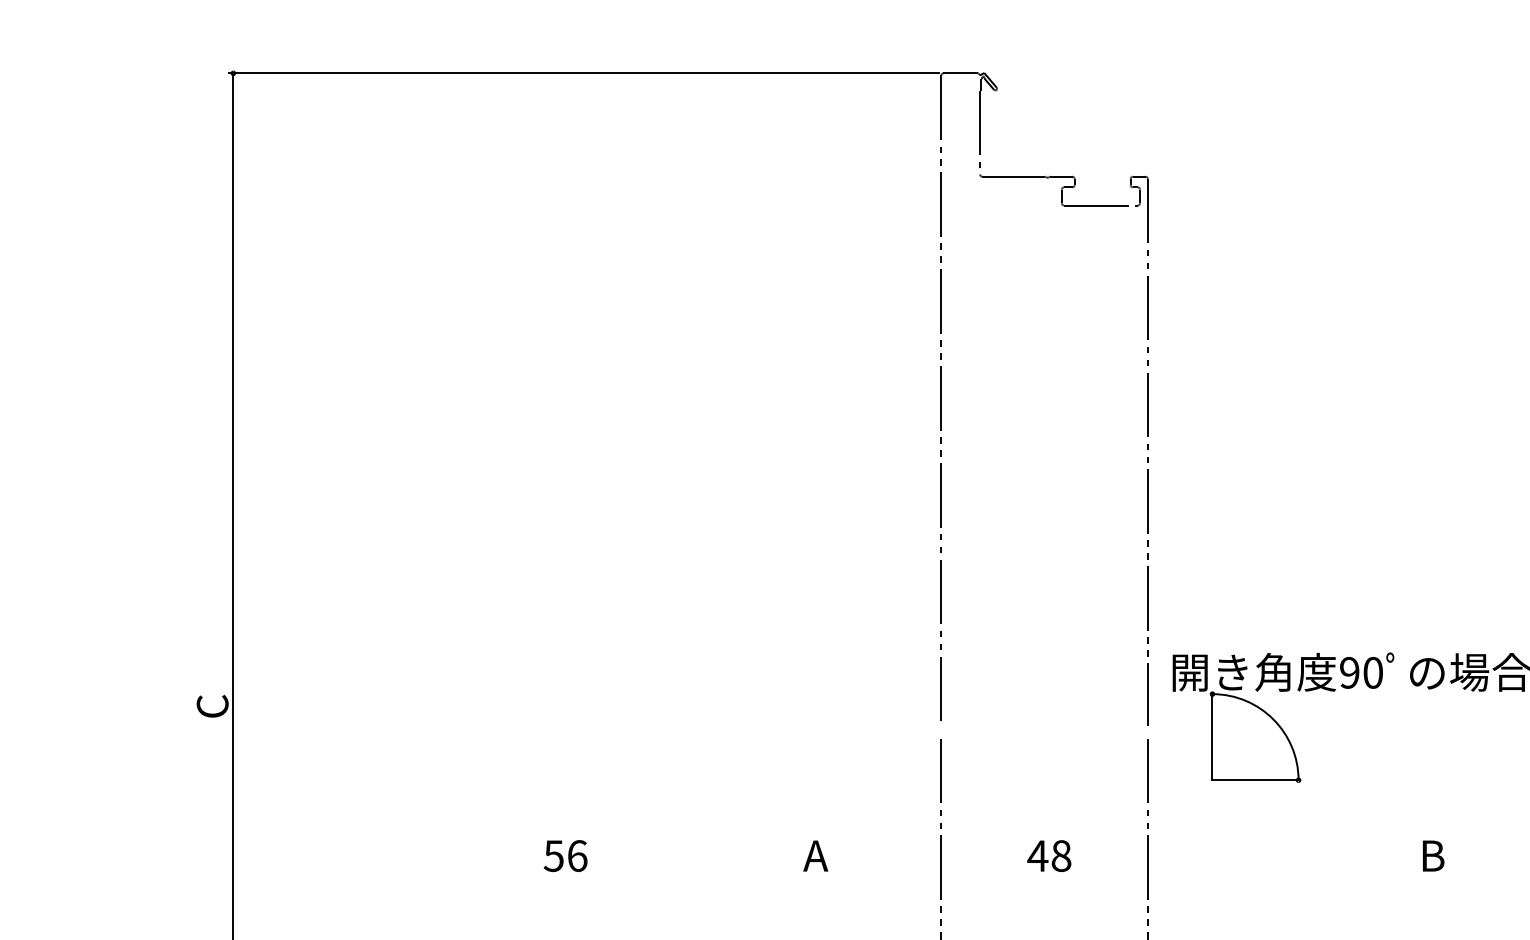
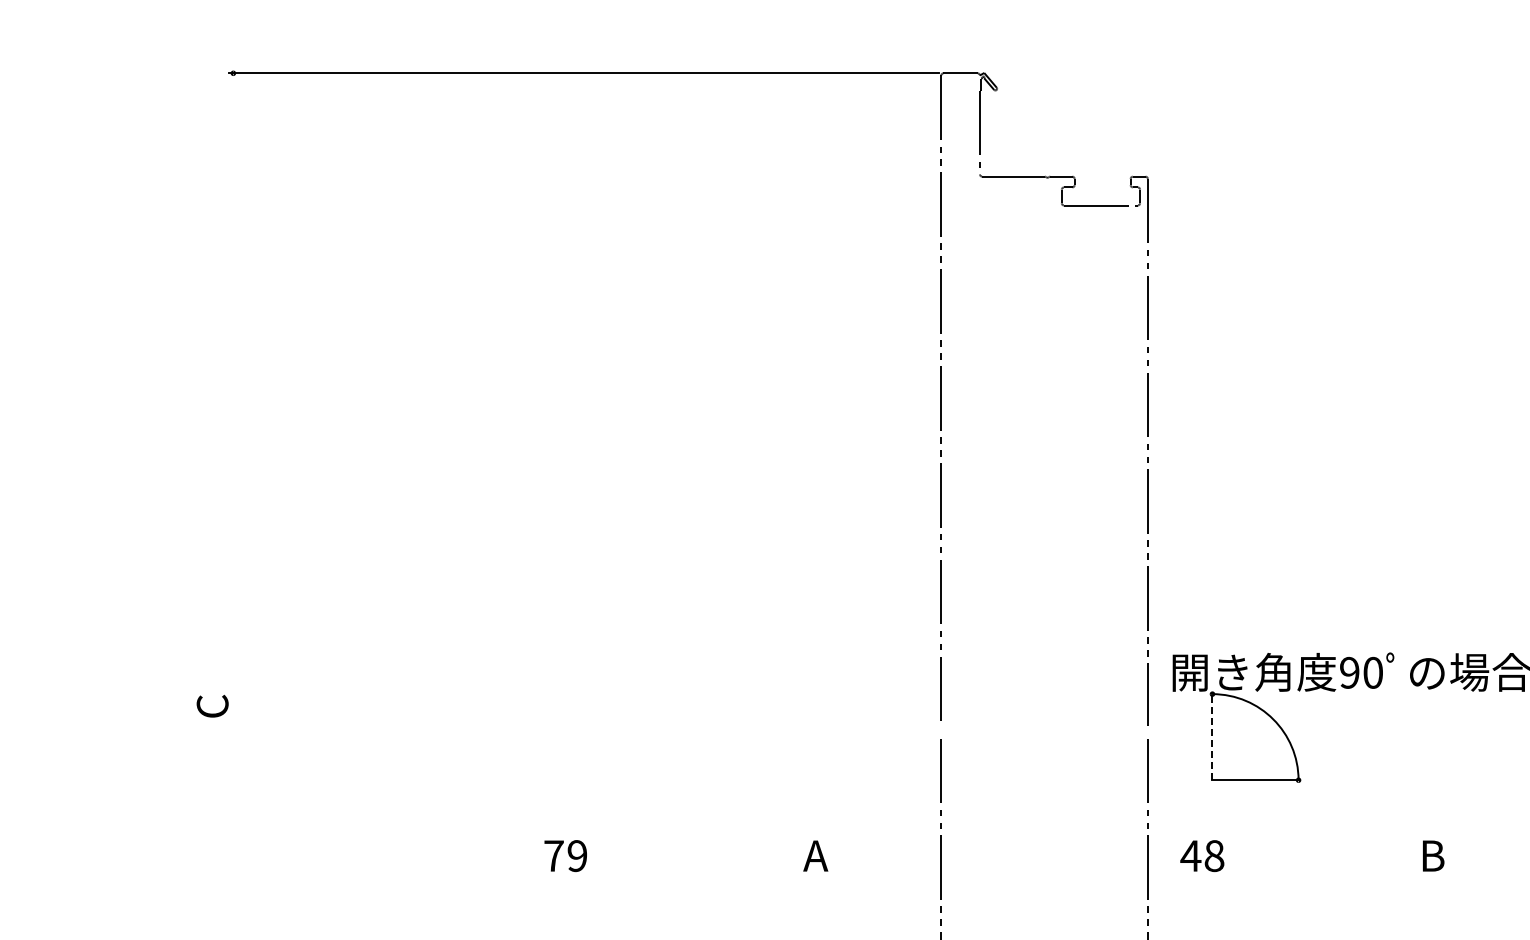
line: present -> none (233, 504)
line: solid -> dashed (1212, 736)
text position: (1049, 855) -> (1202, 855) (1202, 855)
text: 56 -> 79 (565, 856)
